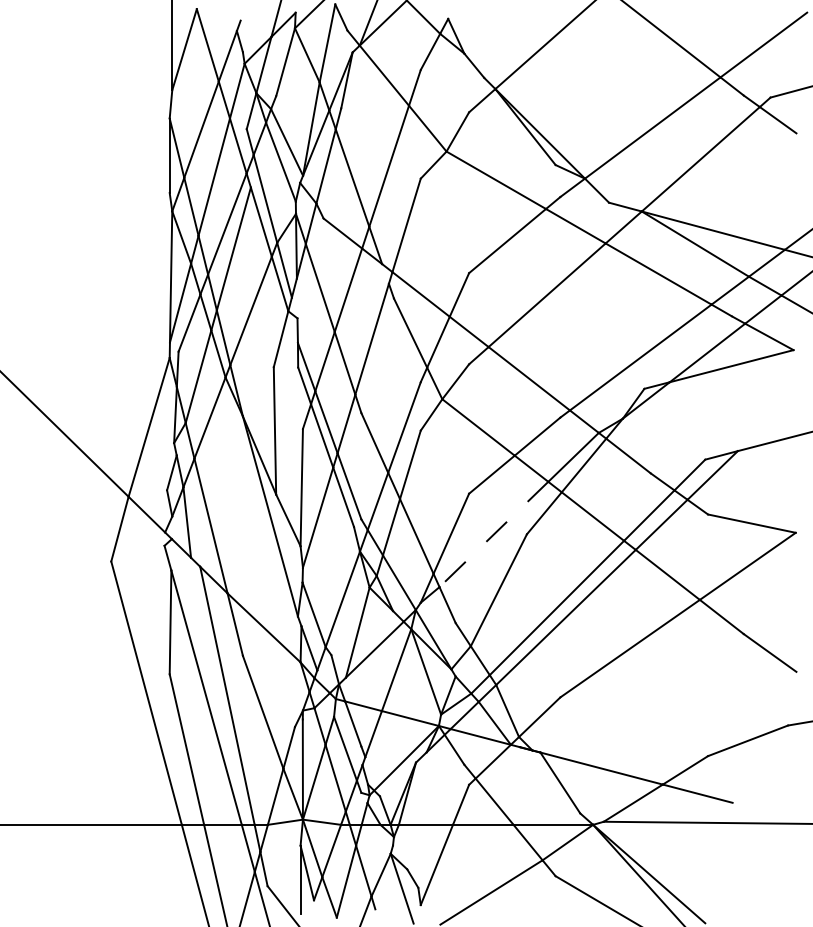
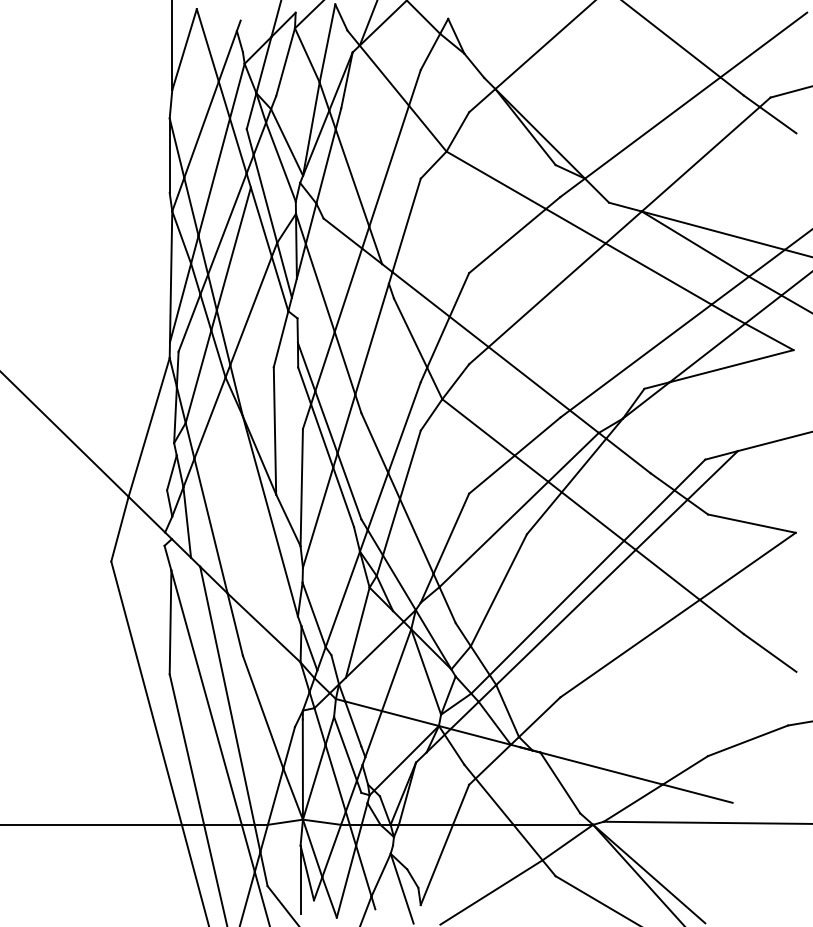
line: dashed -> solid (493, 534)
